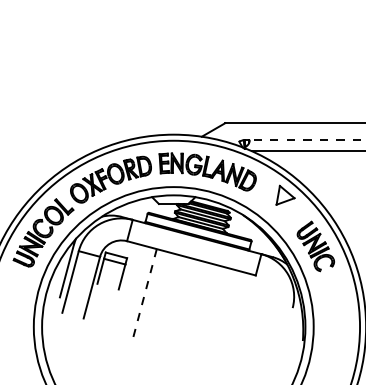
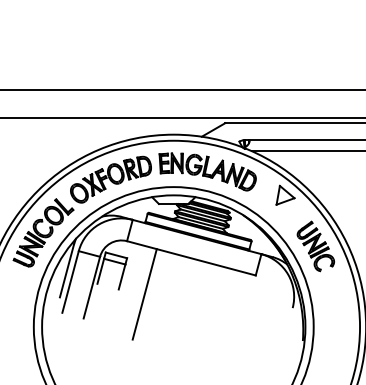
line: none -> present (182, 89)
line: none -> present (182, 117)
line: dashed -> solid (307, 140)
line: dashed -> solid (144, 294)
